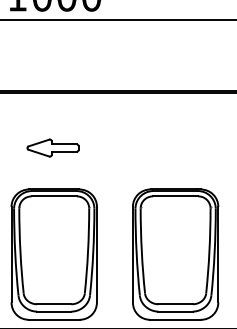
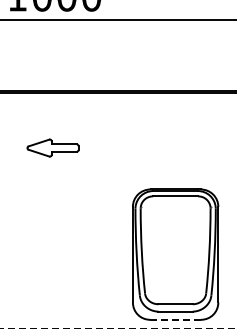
part: present -> none (53, 254)
line: solid -> dashed (175, 319)
line: solid -> dashed (118, 328)
